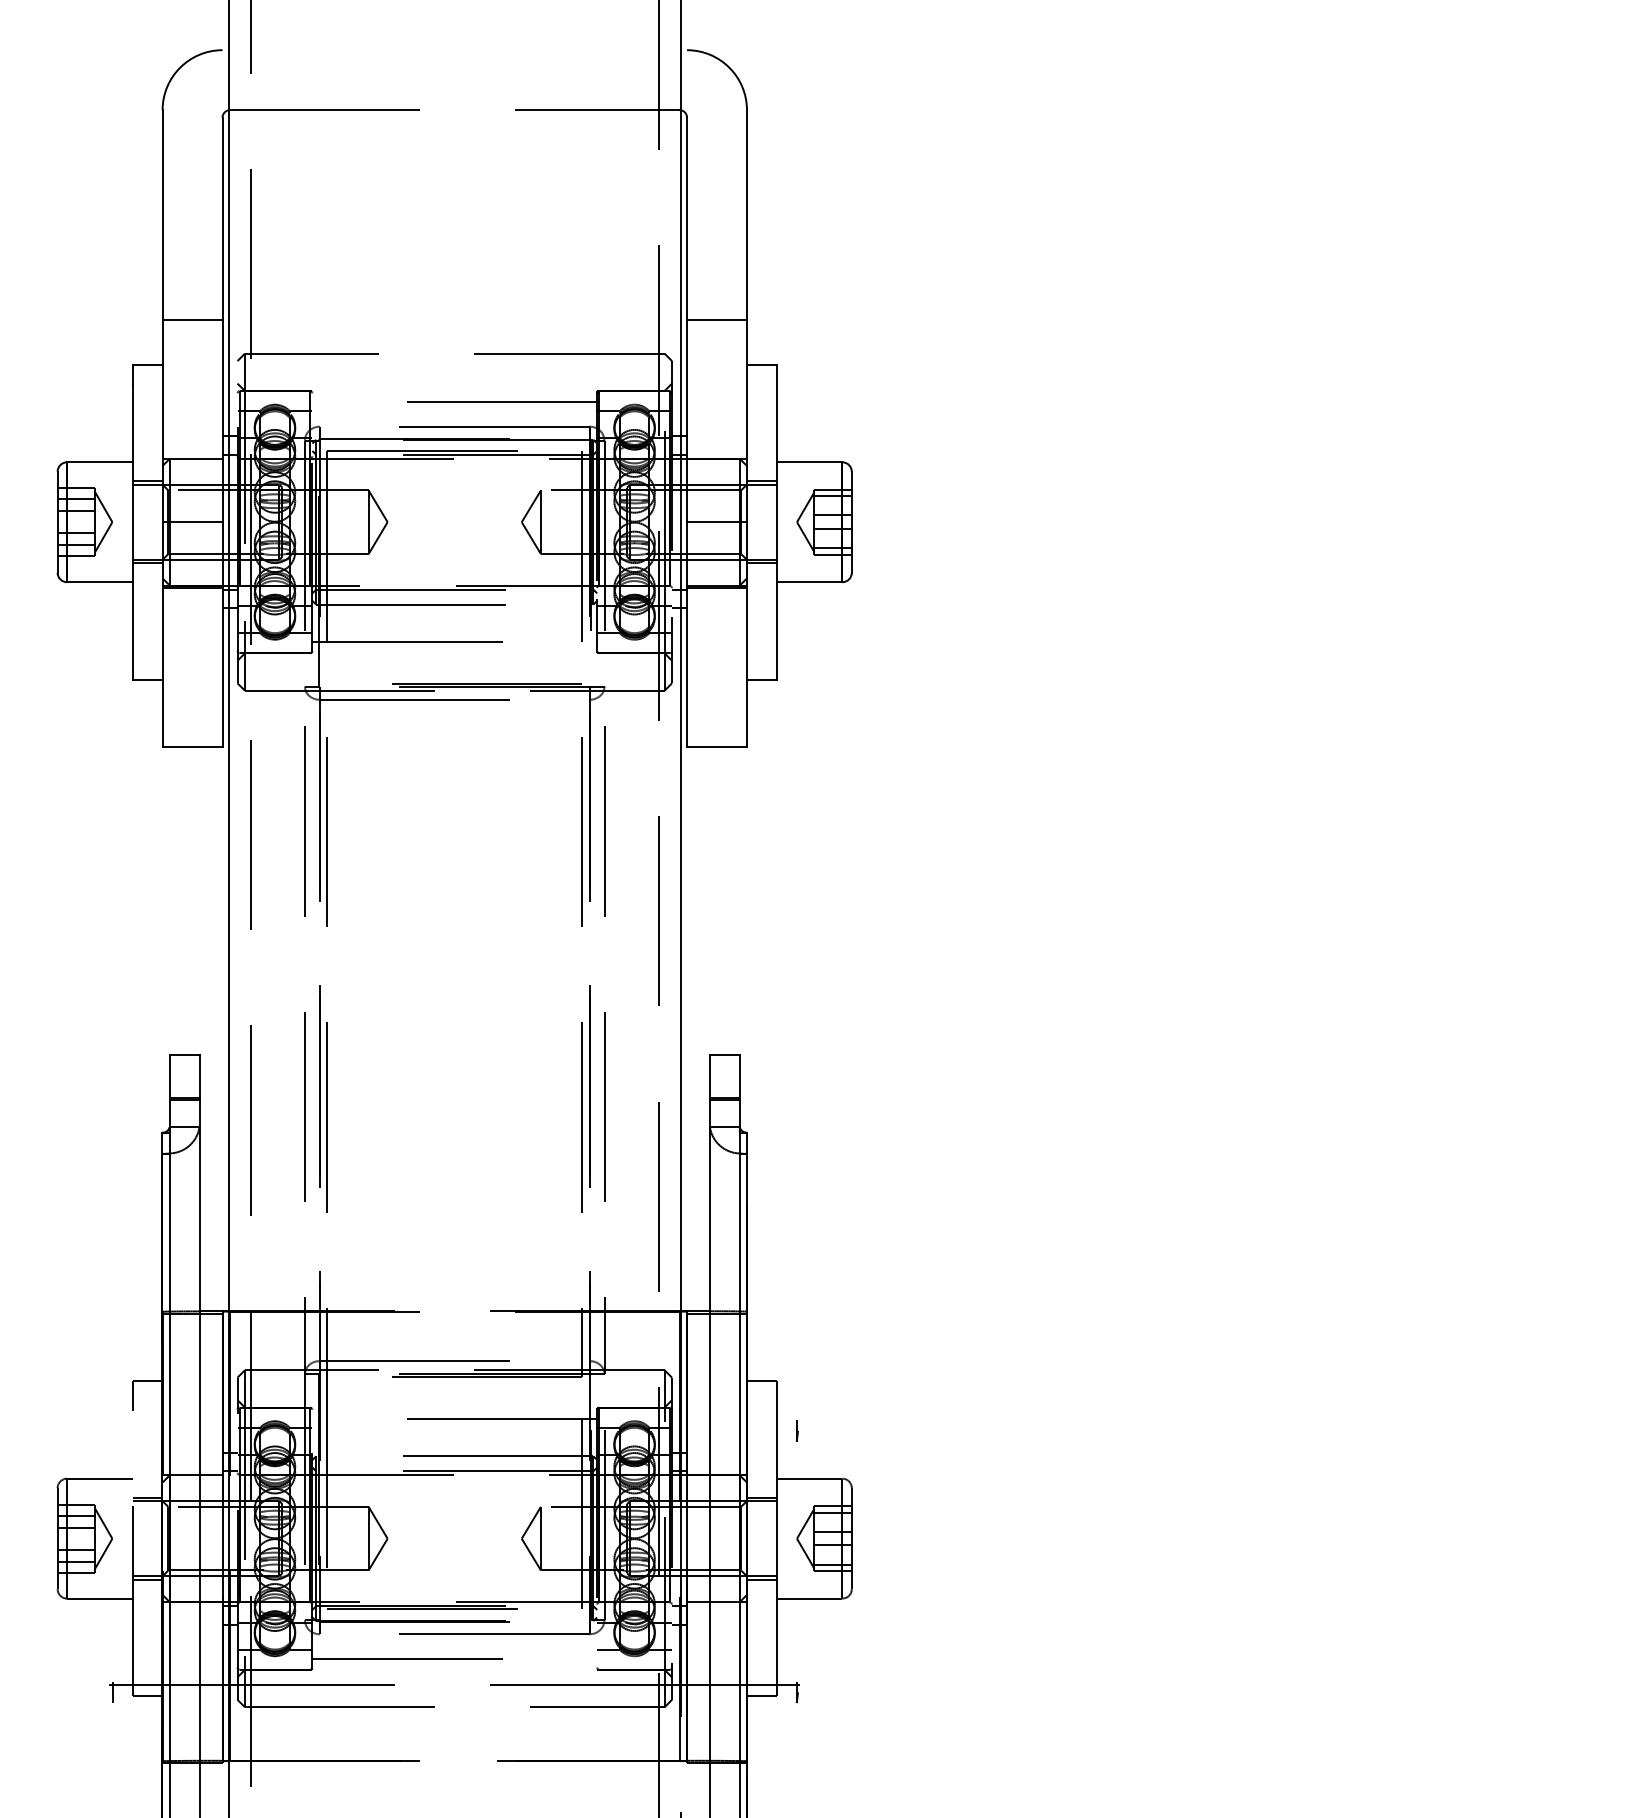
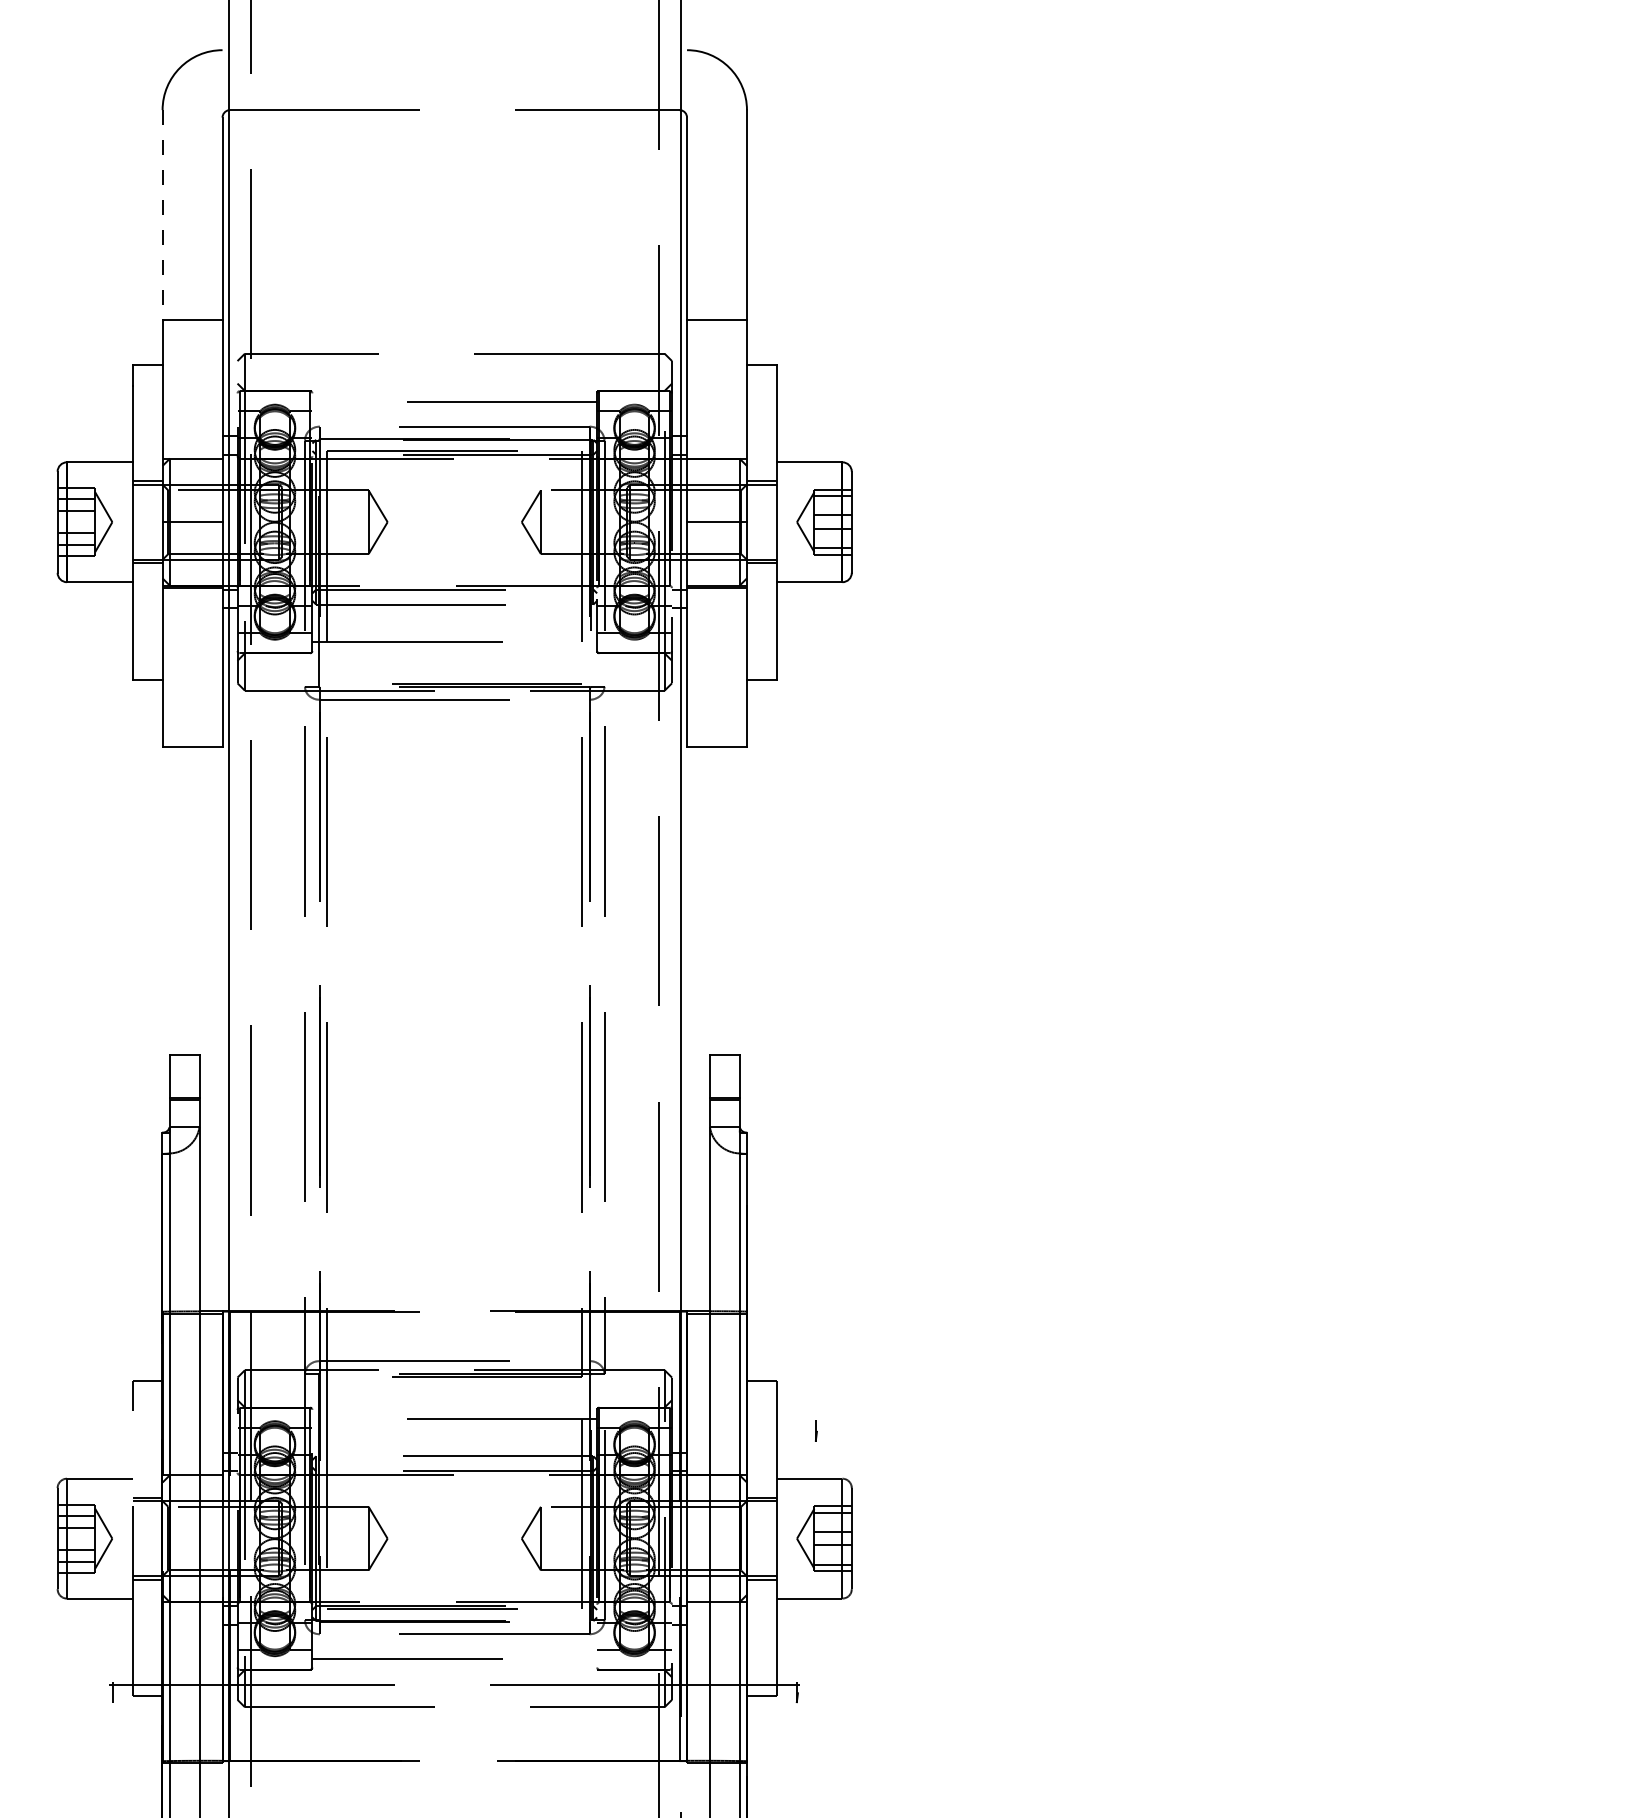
line: solid -> dashed (162, 215)
line position: (797, 1430) -> (816, 1430) (816, 1430)
